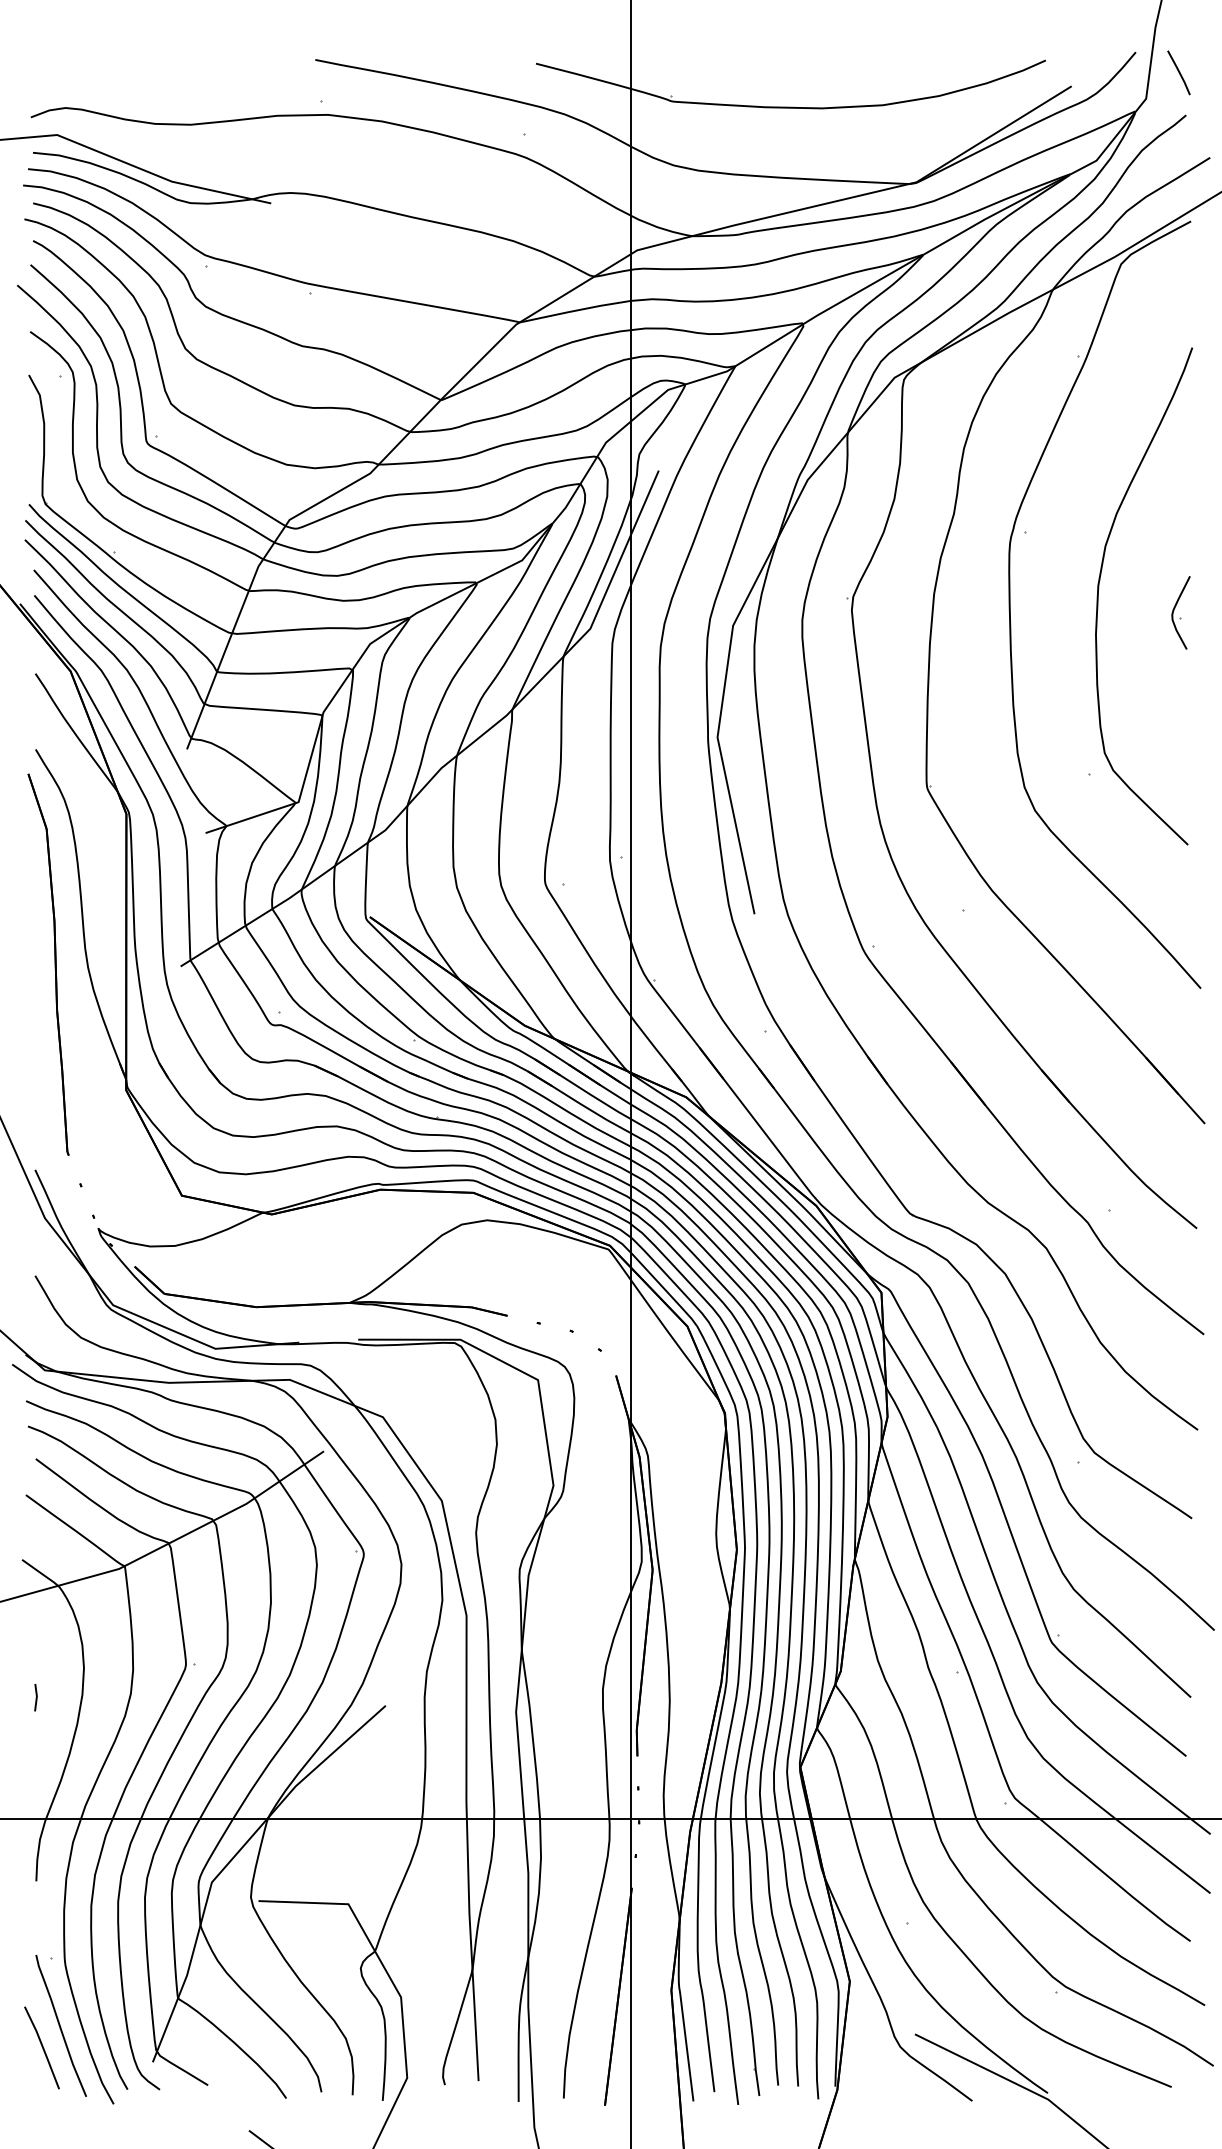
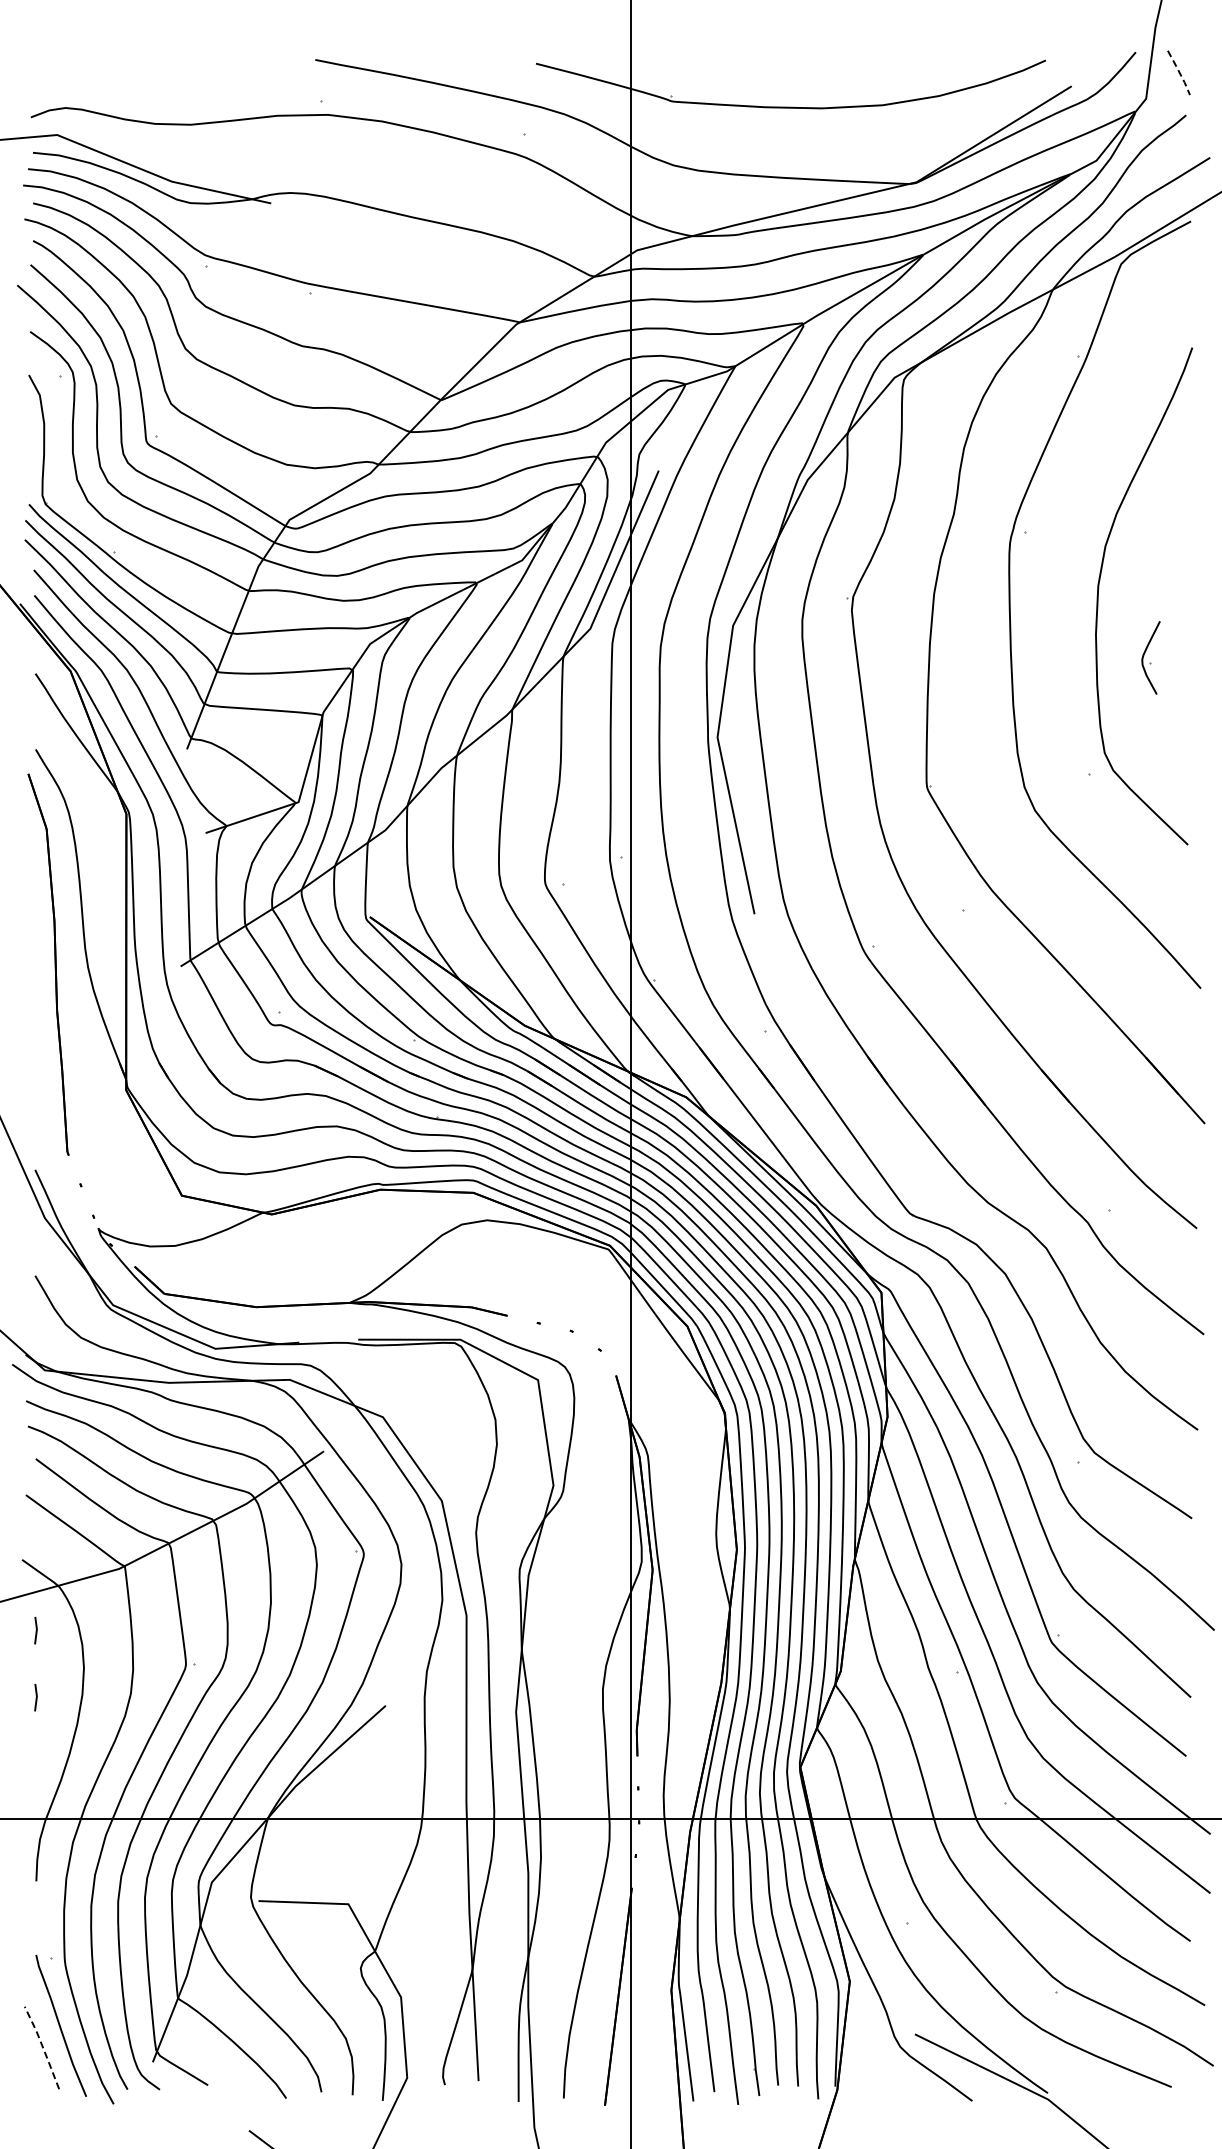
line: solid -> dashed (1179, 72)
part position: (1180, 612) -> (1150, 657) (1150, 657)
line: none -> present (35, 1630)
line: solid -> dashed (42, 2046)
